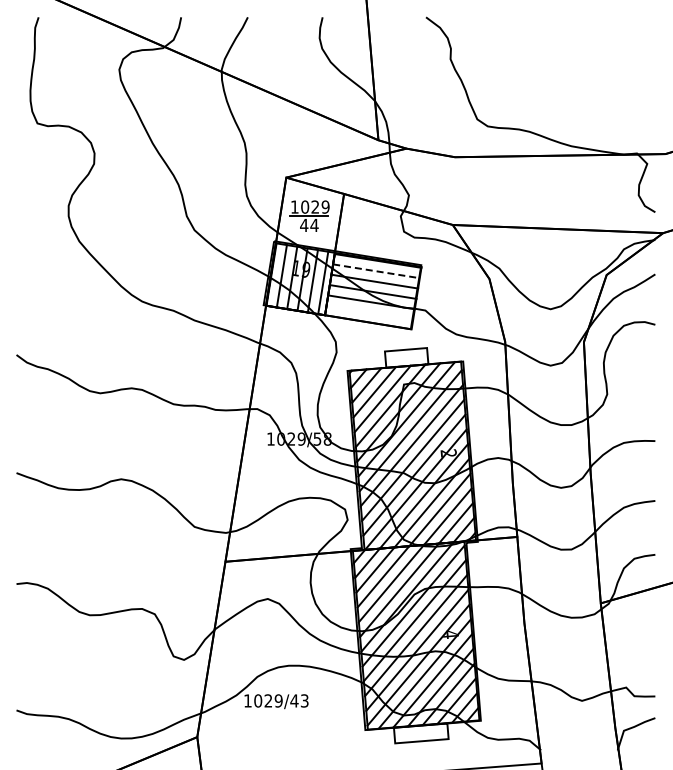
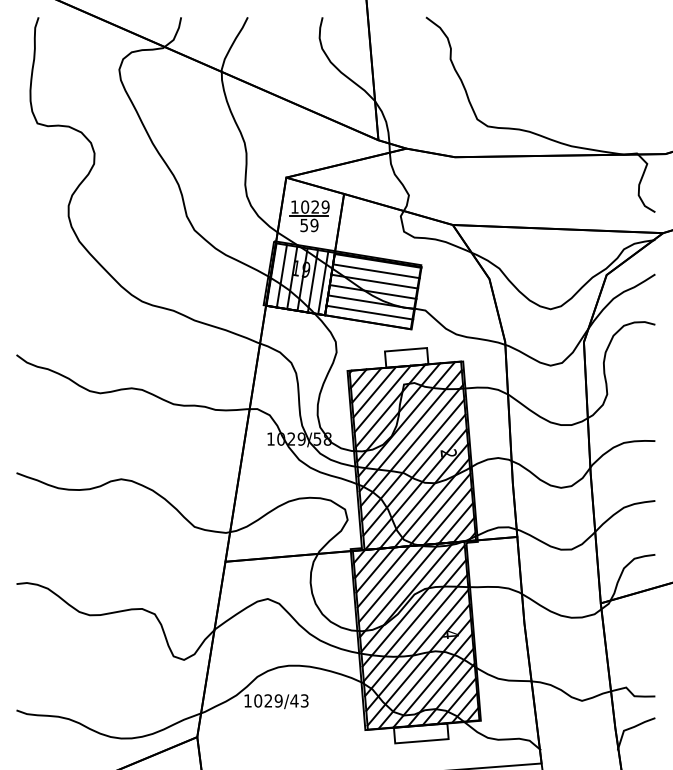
text: 44 -> 59 (309, 225)
line: dashed -> solid (376, 271)
line: none -> present (369, 312)
